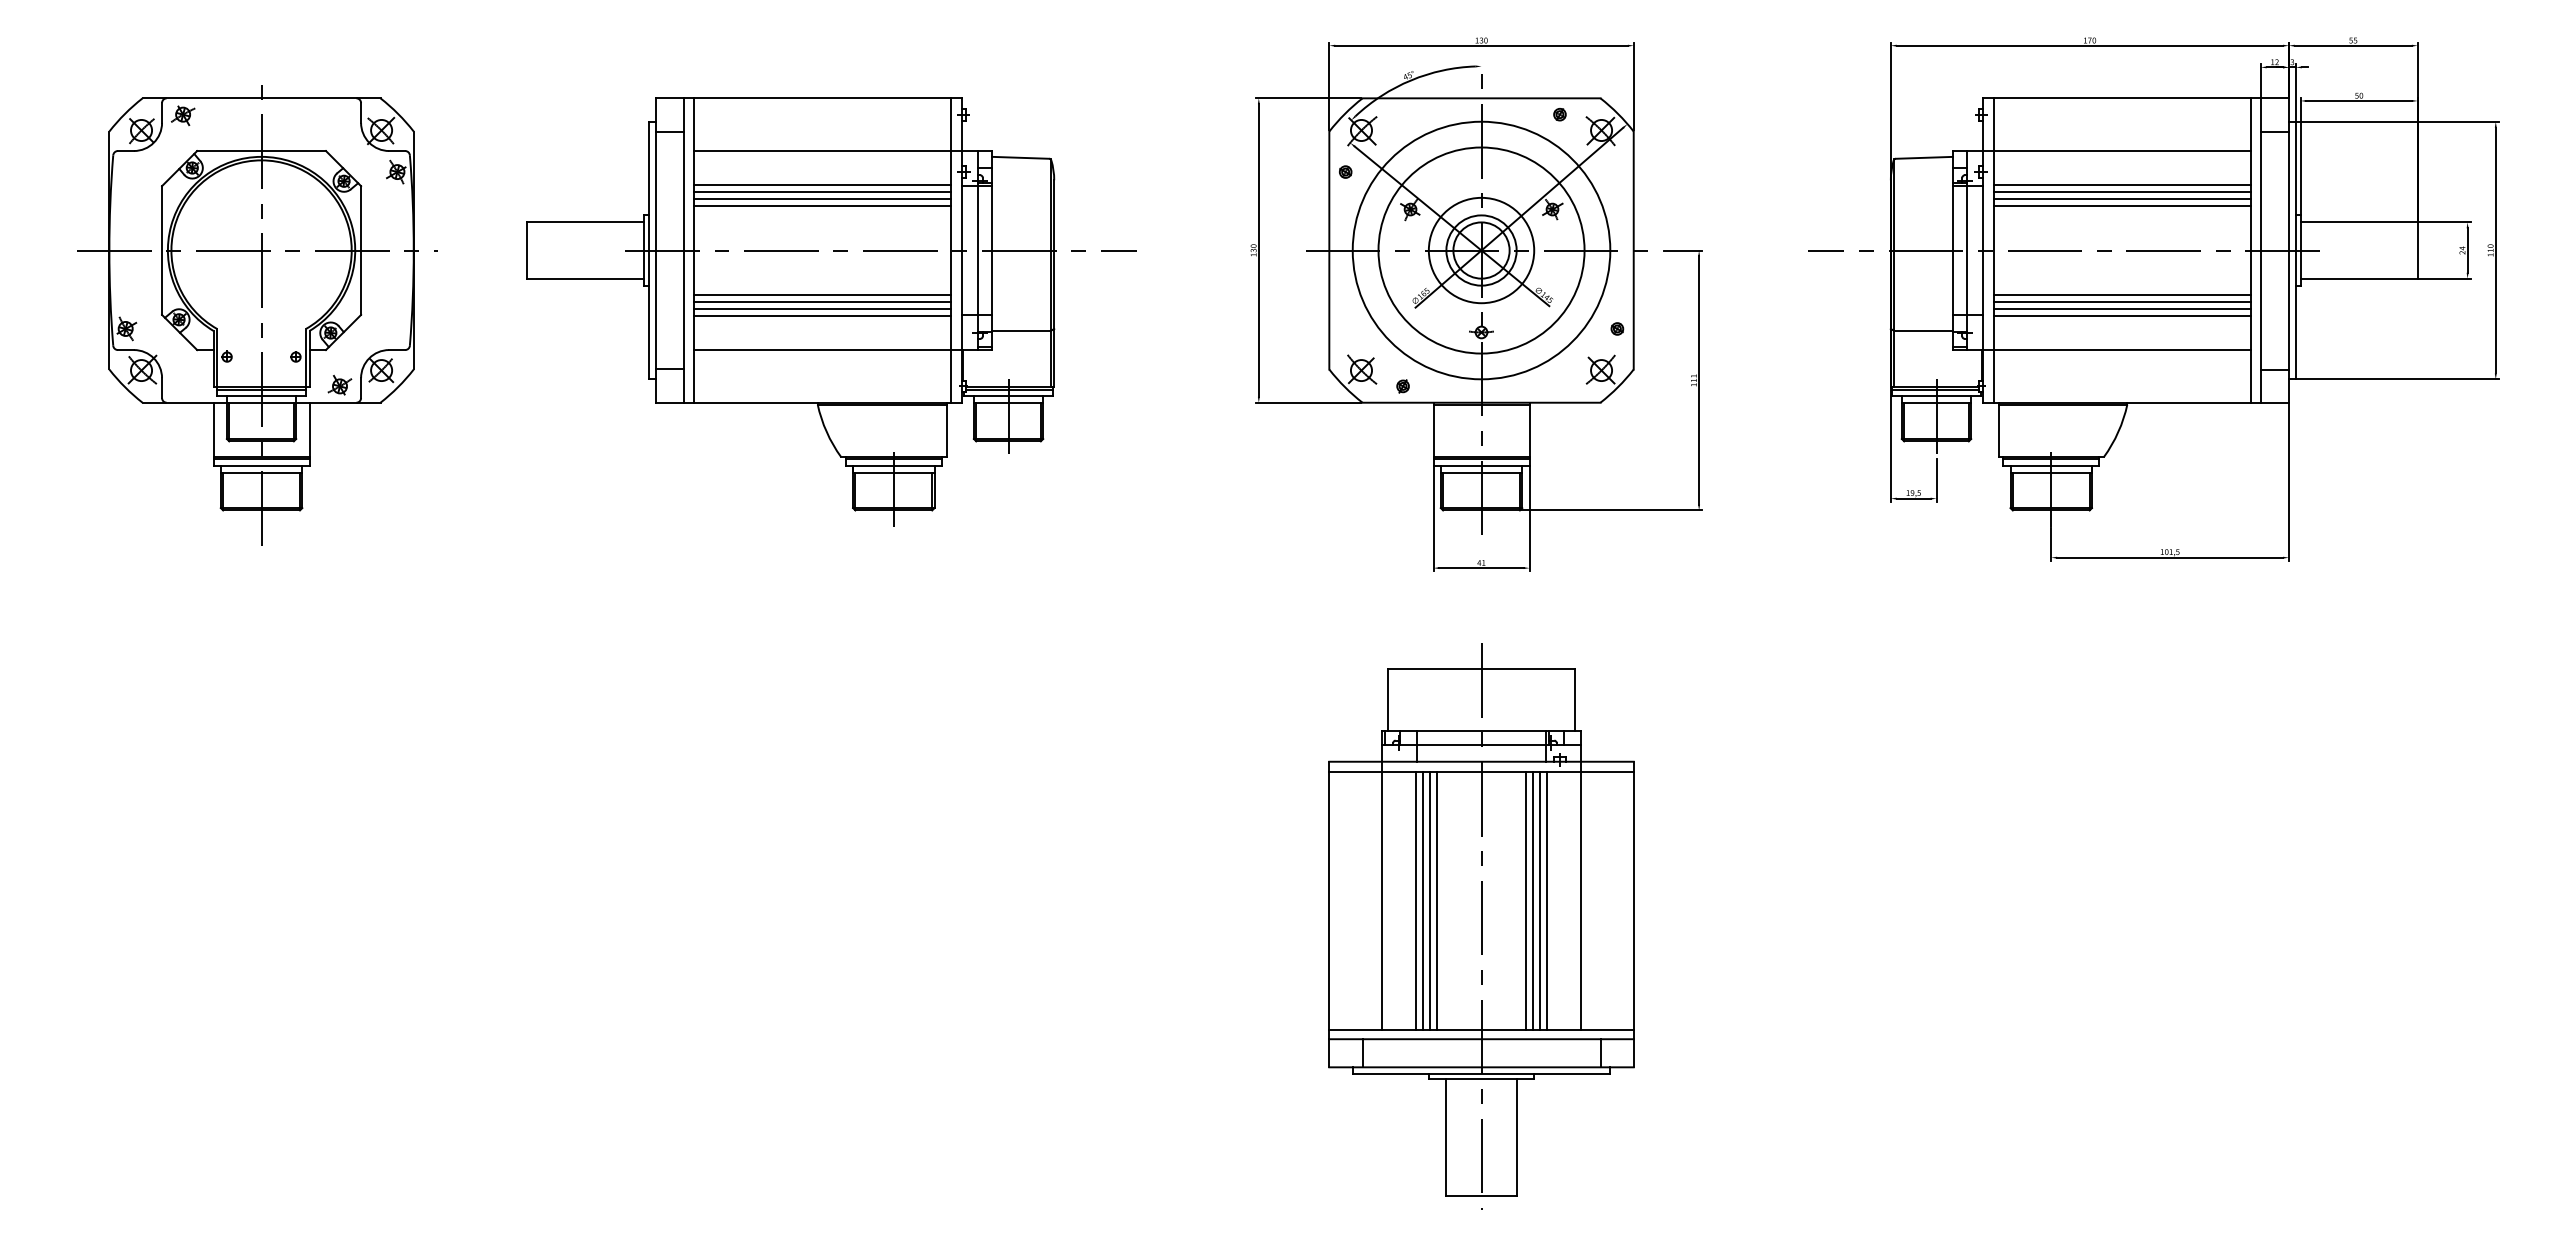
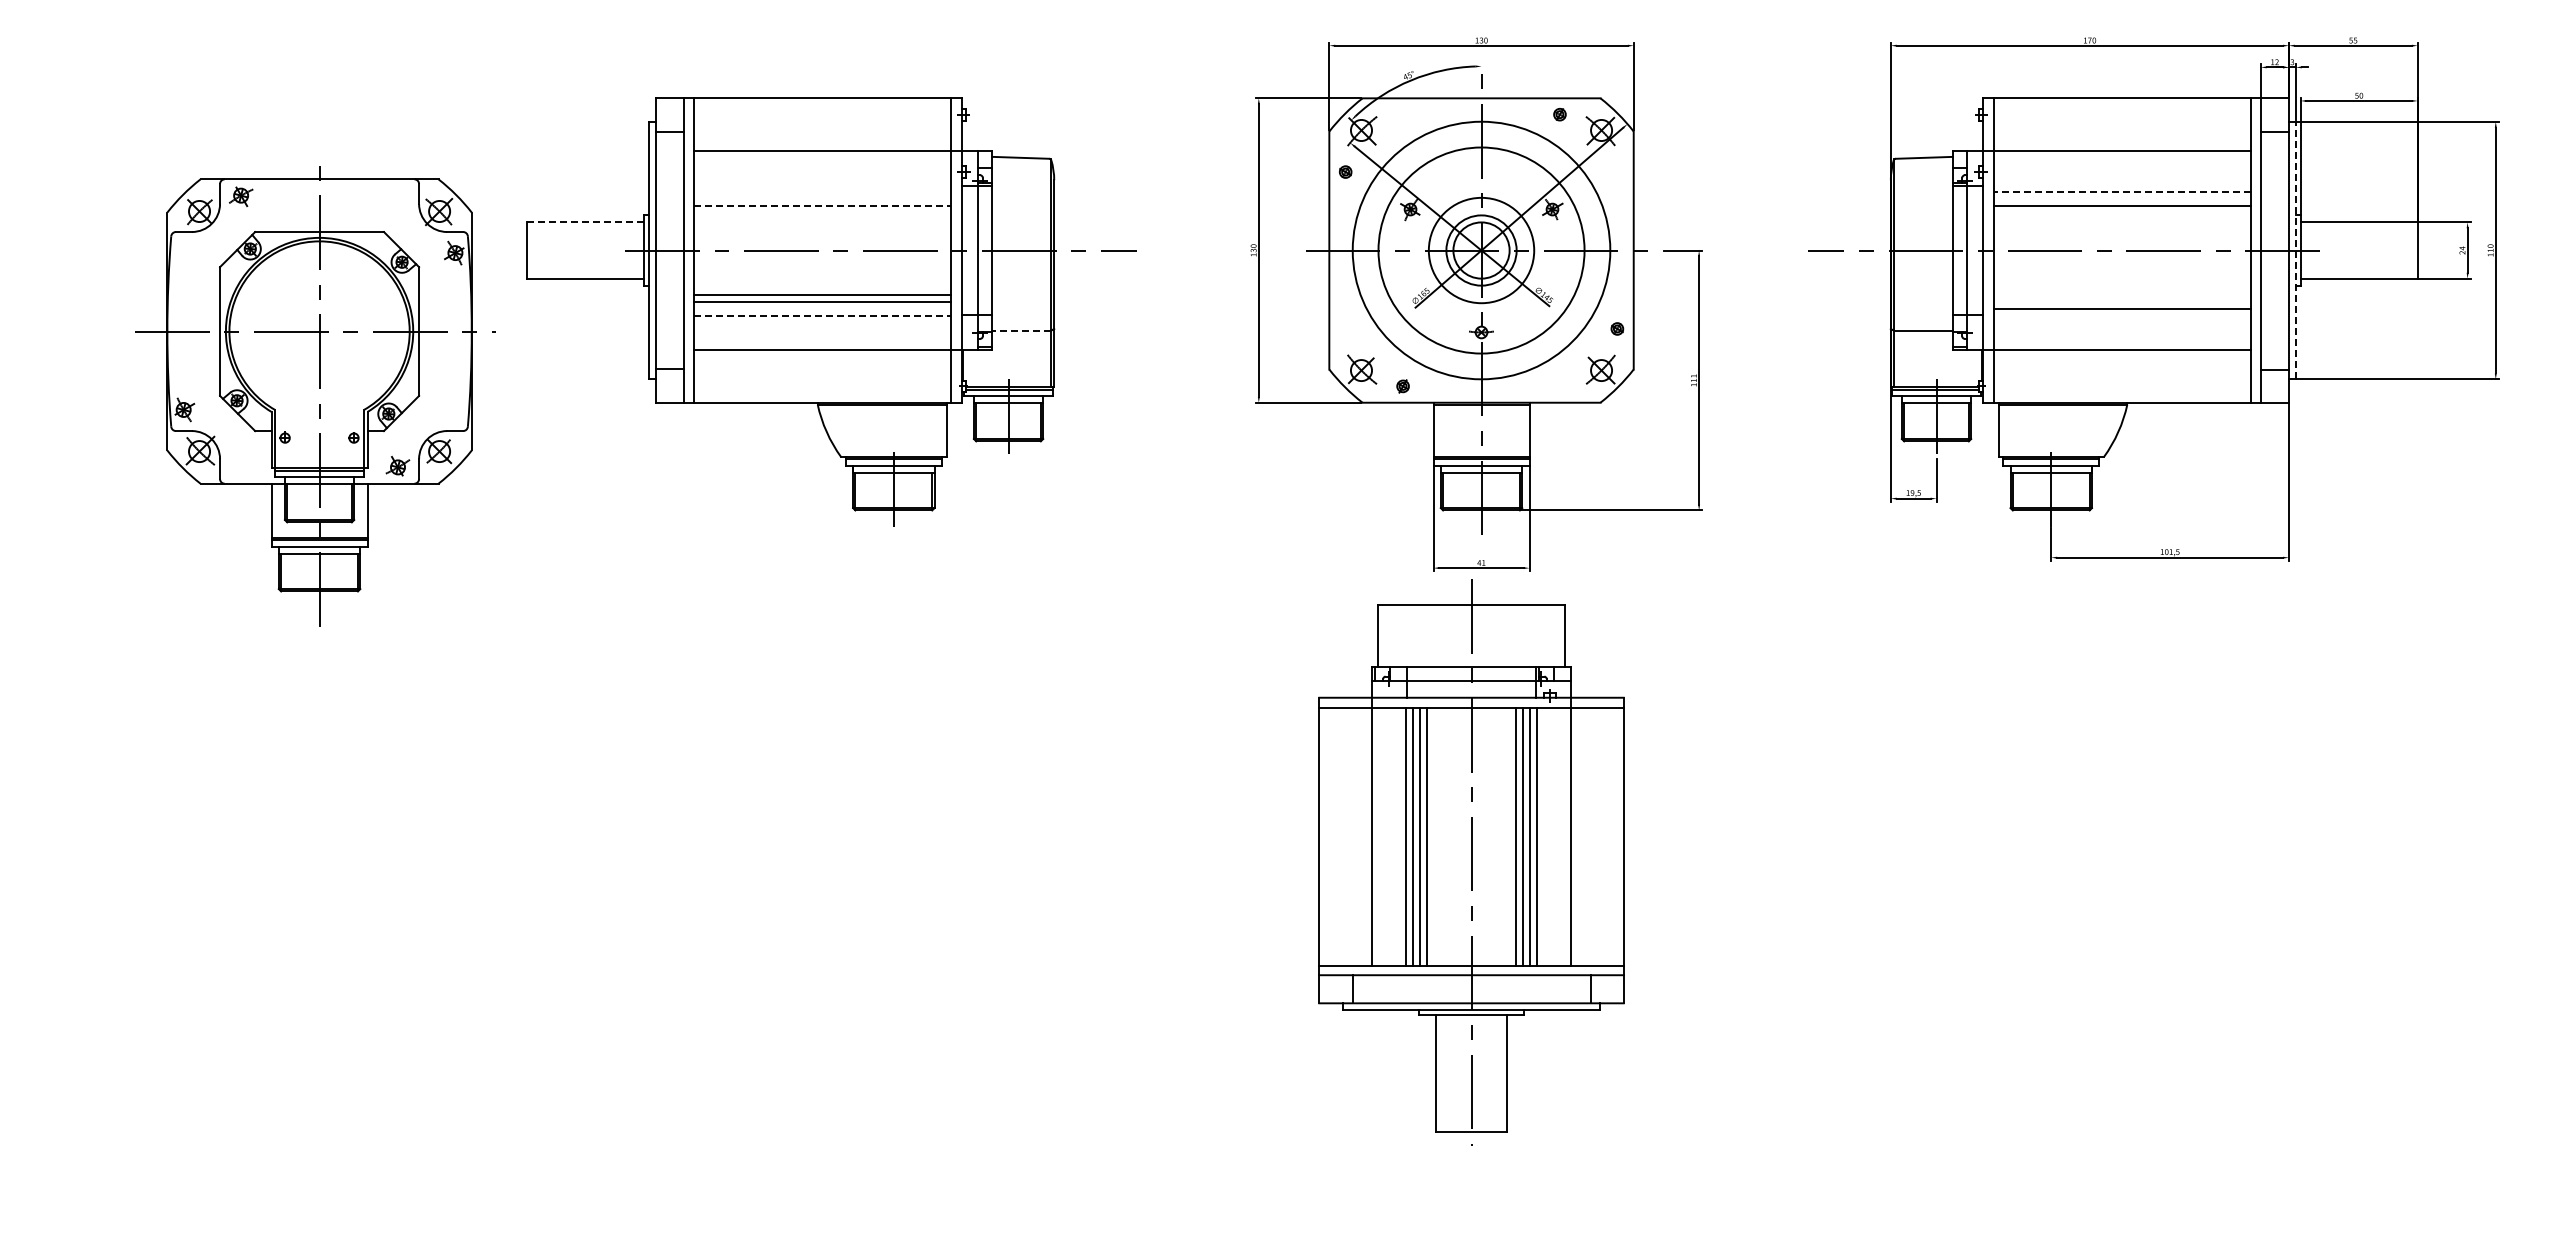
line: present -> none (822, 184)
line: present -> none (2122, 184)
line: present -> none (822, 192)
line: solid -> dashed (2122, 192)
line: present -> none (822, 199)
line: present -> none (2122, 199)
line: solid -> dashed (822, 206)
line: solid -> dashed (585, 222)
line: solid -> dashed (2295, 250)
line: present -> none (2122, 295)
line: present -> none (2122, 302)
line: present -> none (822, 309)
part position: (257, 315) -> (315, 396) (315, 396)
line: solid -> dashed (822, 316)
line: present -> none (2122, 316)
line: solid -> dashed (1020, 330)
part position: (1481, 926) -> (1471, 862) (1471, 862)
